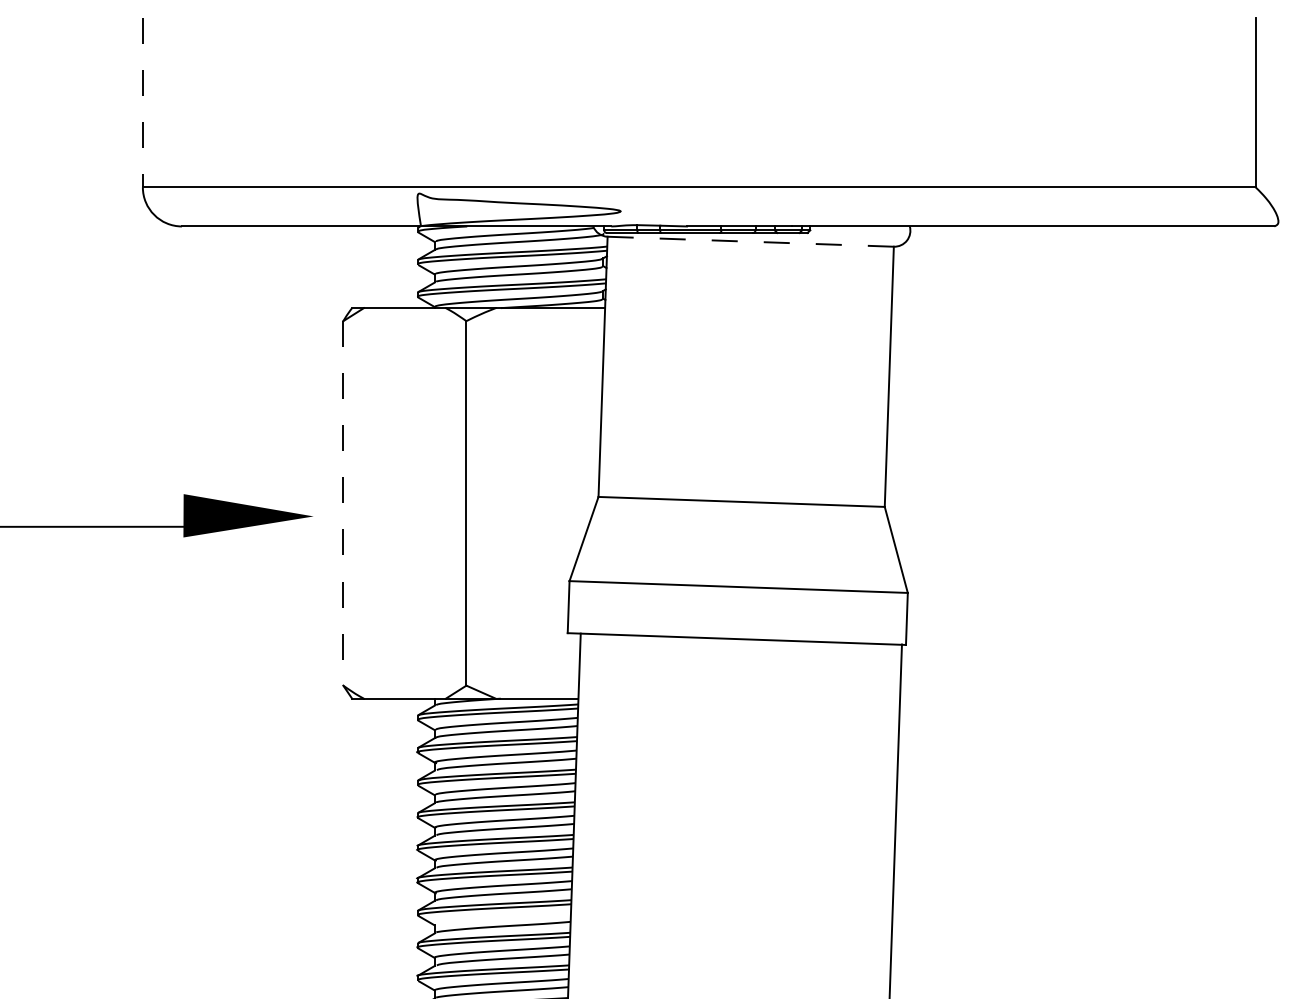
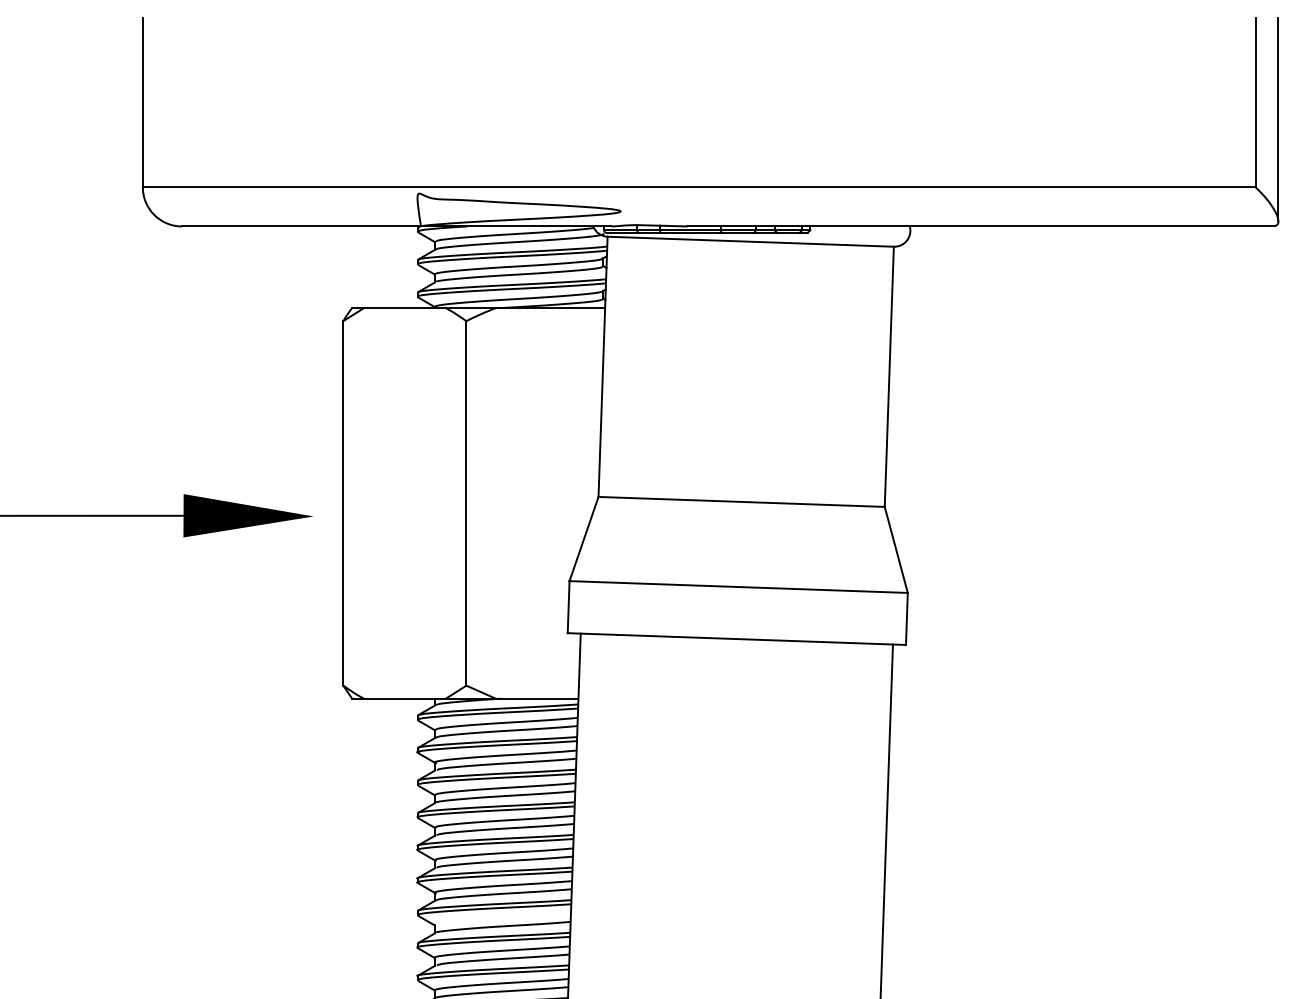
line: dashed -> solid (142, 102)
line: none -> present (1278, 119)
line: dashed -> solid (750, 241)
line: dashed -> solid (343, 503)
line position: (92, 526) -> (92, 515) (92, 515)
line position: (895, 819) -> (886, 819) (886, 819)
